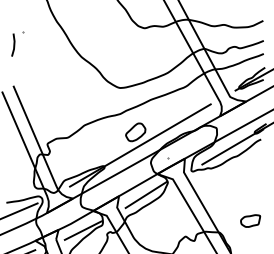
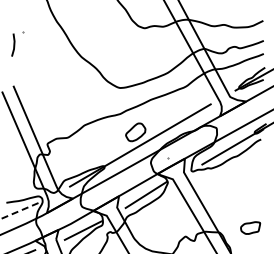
line: solid -> dashed (19, 211)
part position: (250, 220) -> (250, 227) (250, 227)
